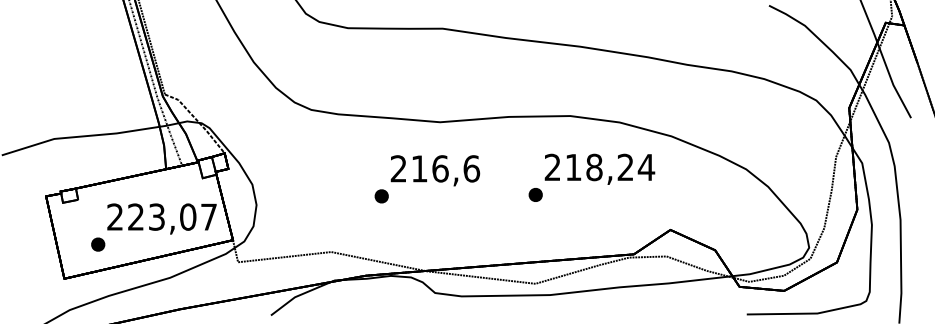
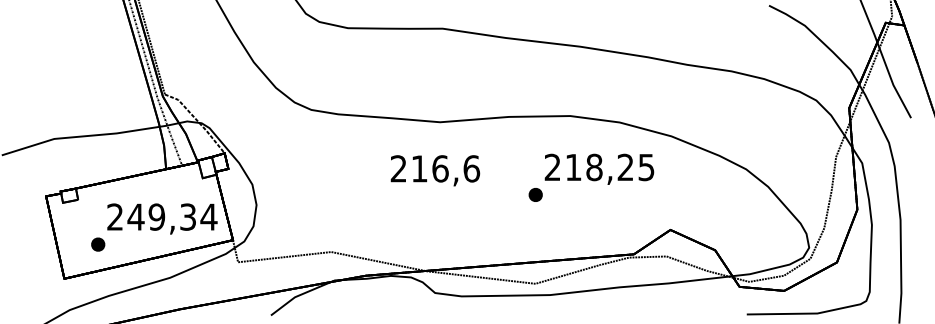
text: 218,24 -> 218,25 (646, 167)
part: present -> none (381, 196)
text: 223,07 -> 249,34 (172, 216)
